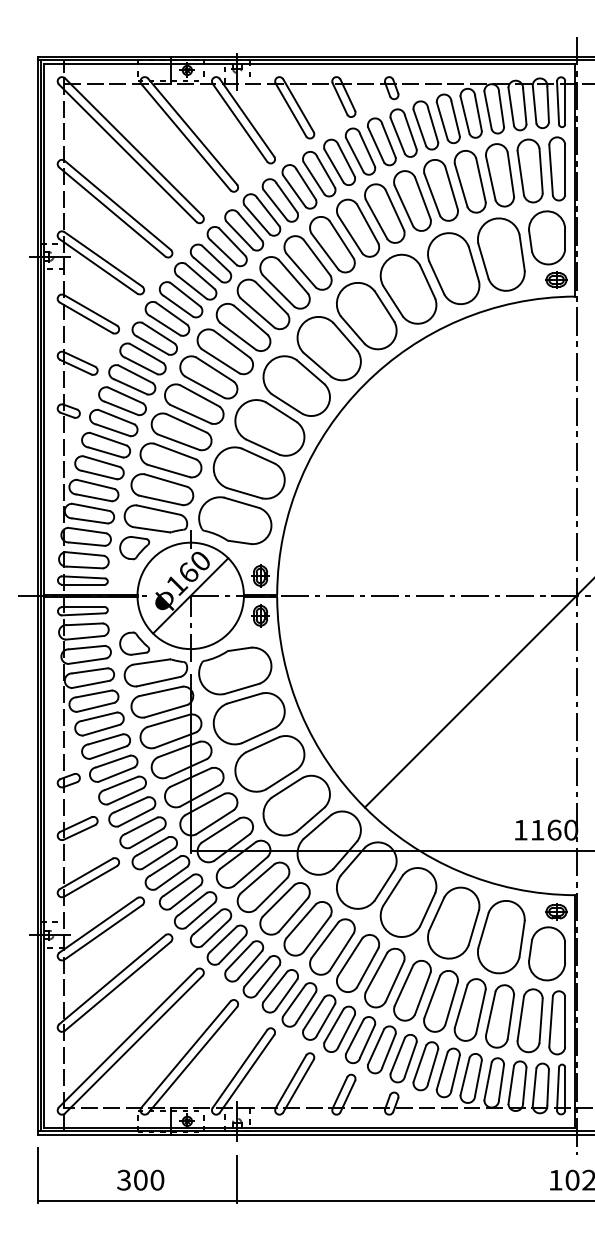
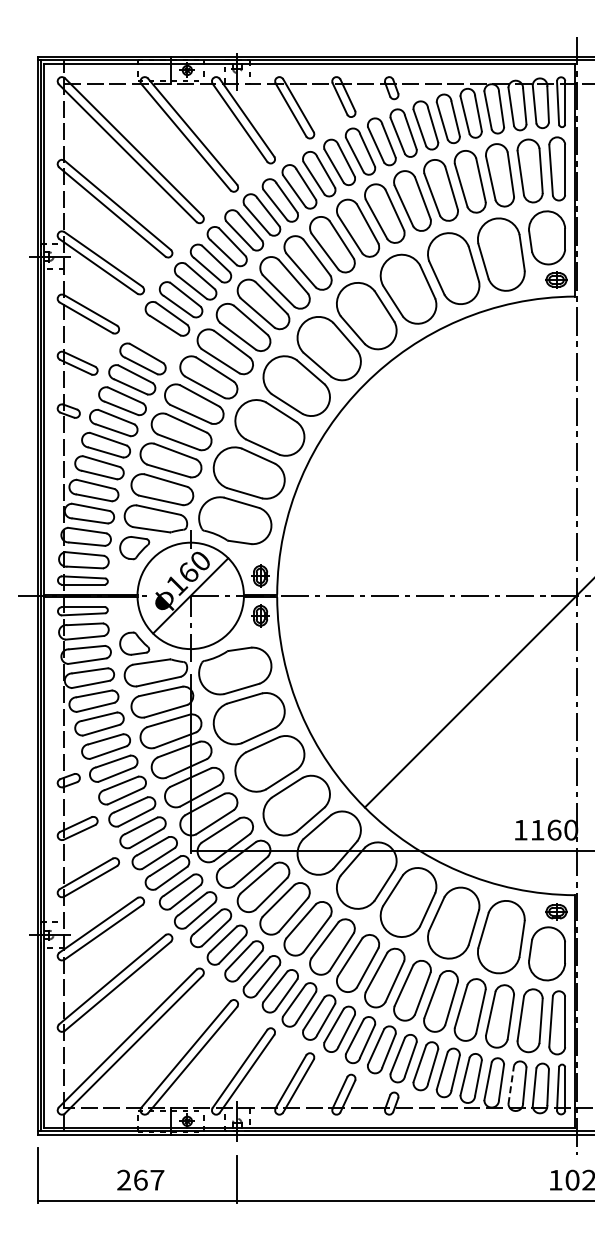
part: present -> none (154, 338)
line: solid -> dashed (511, 1084)
text: 300 -> 267 (140, 1179)
